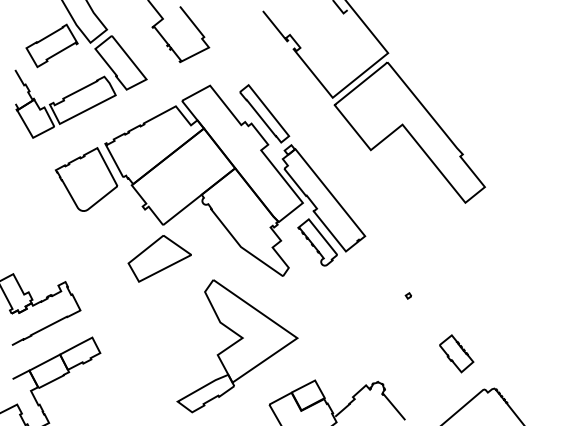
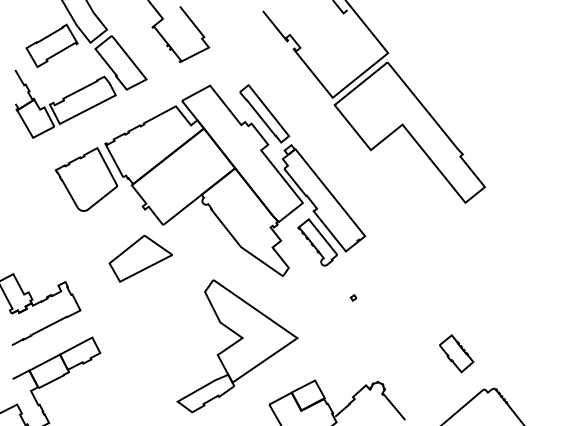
part position: (159, 258) -> (140, 258) (140, 258)
part position: (407, 295) -> (352, 297) (352, 297)
